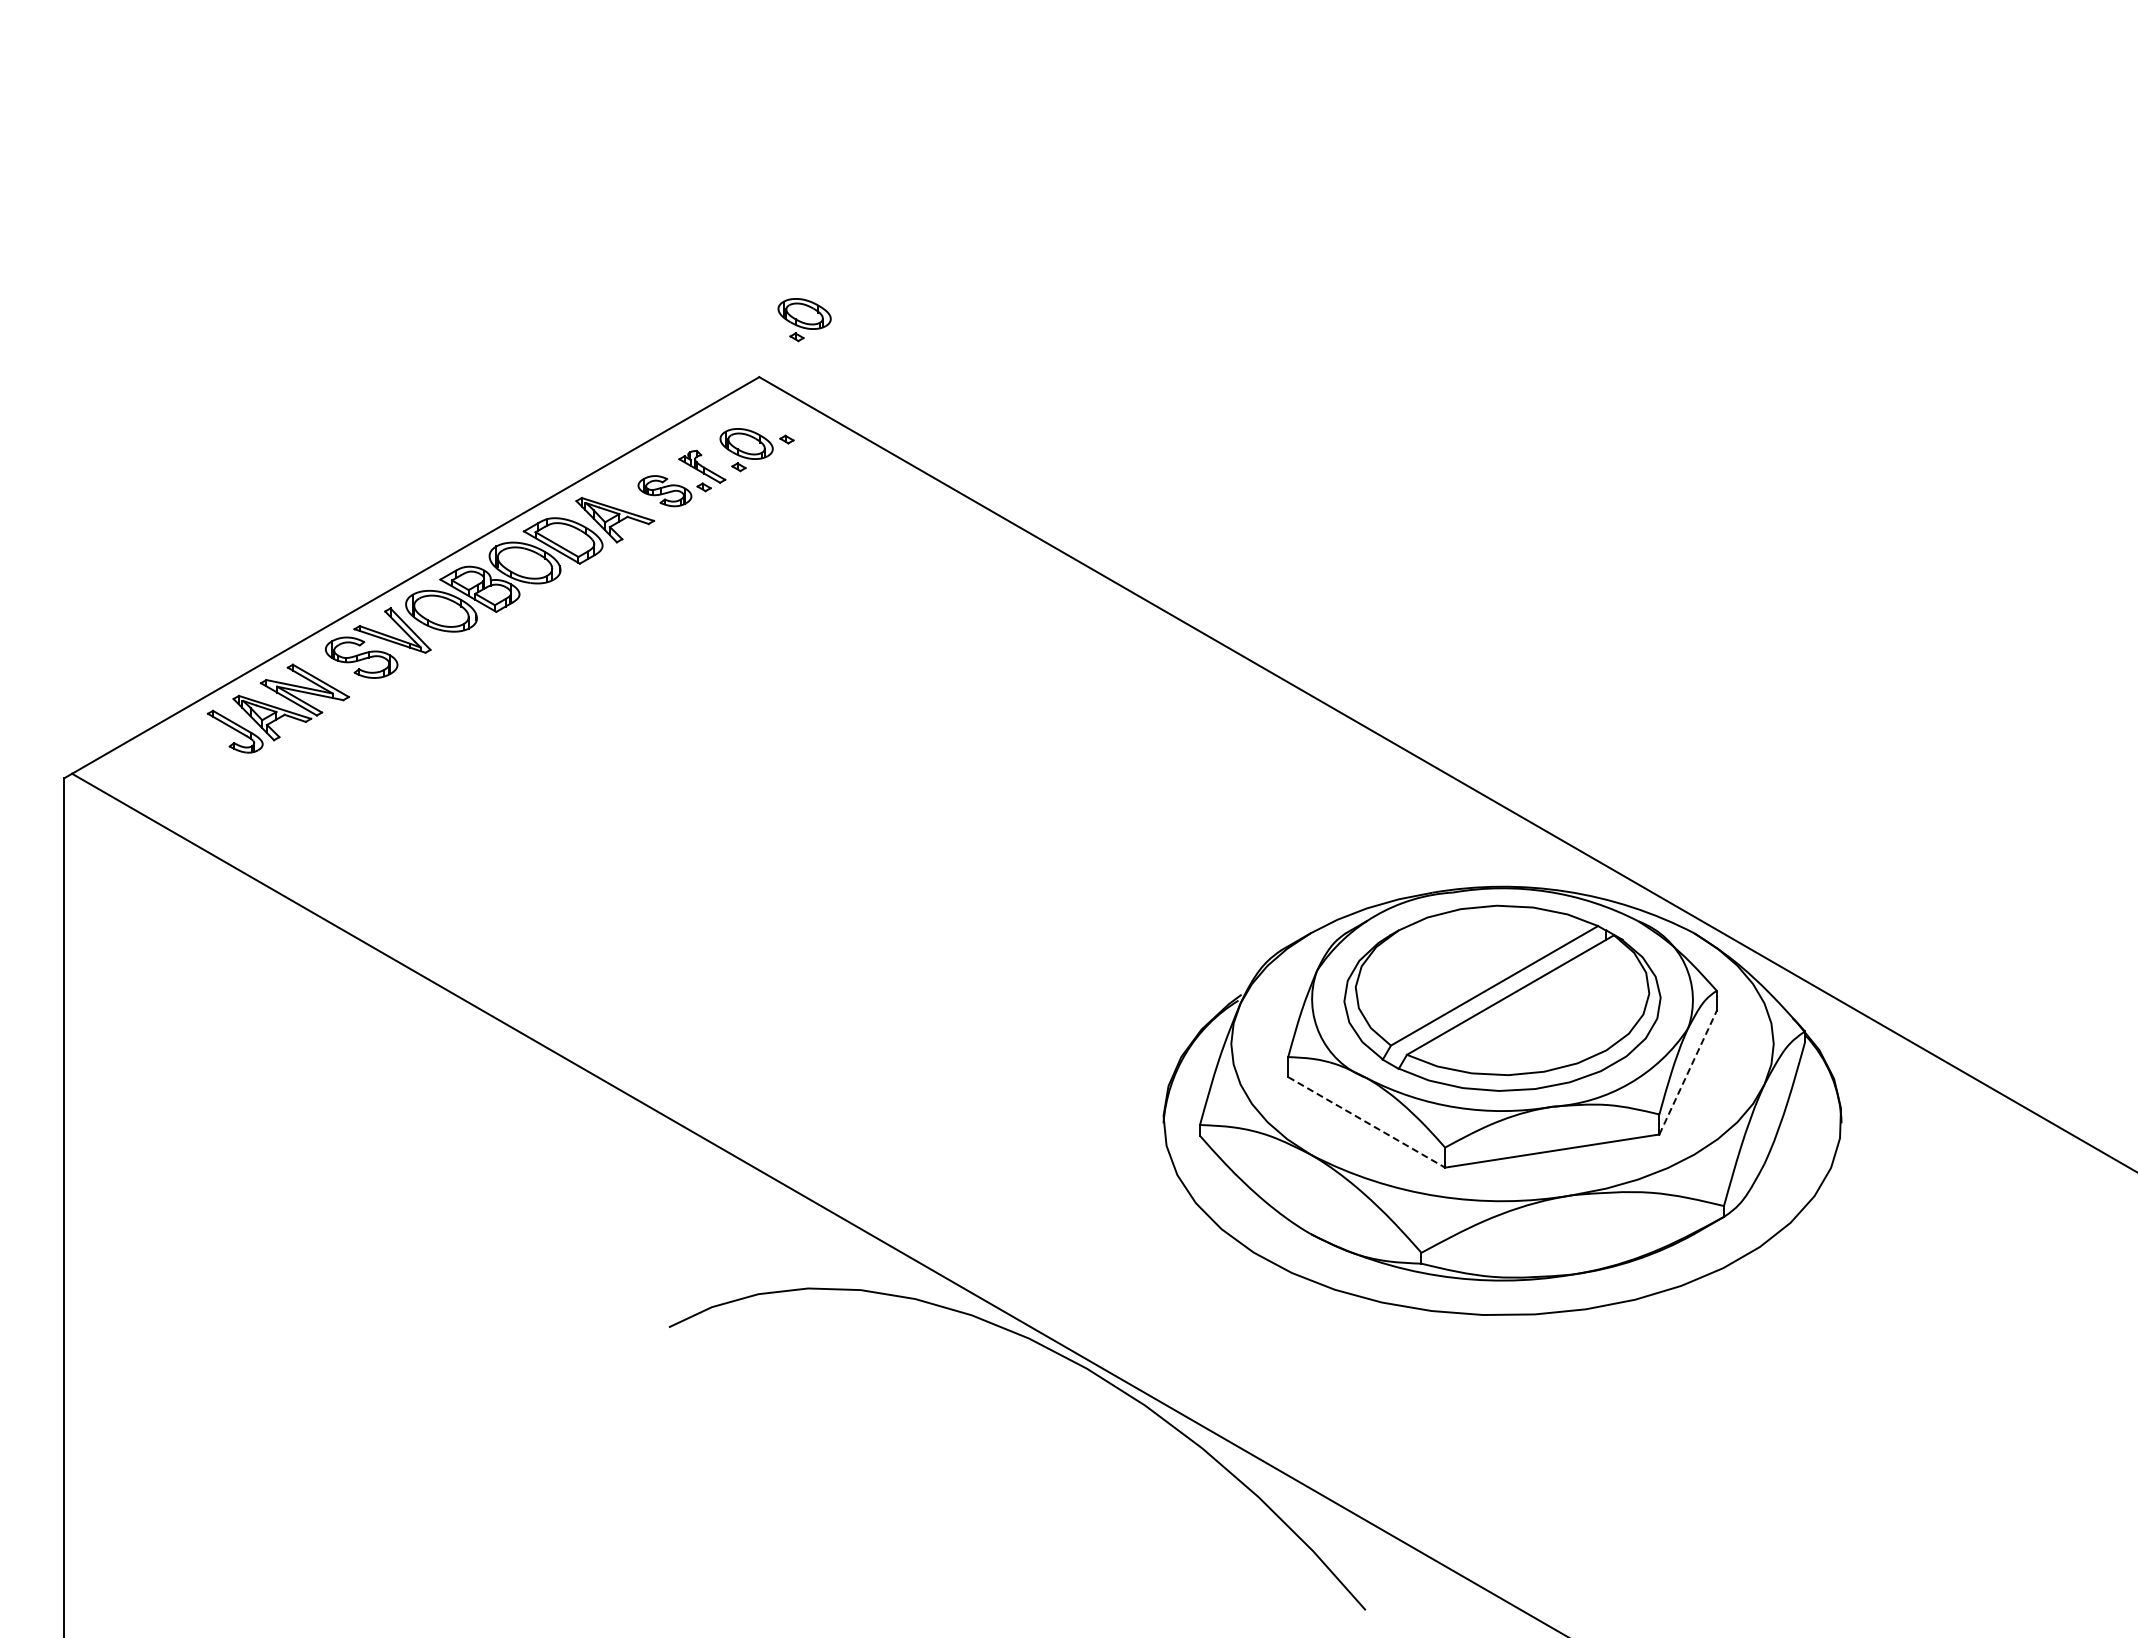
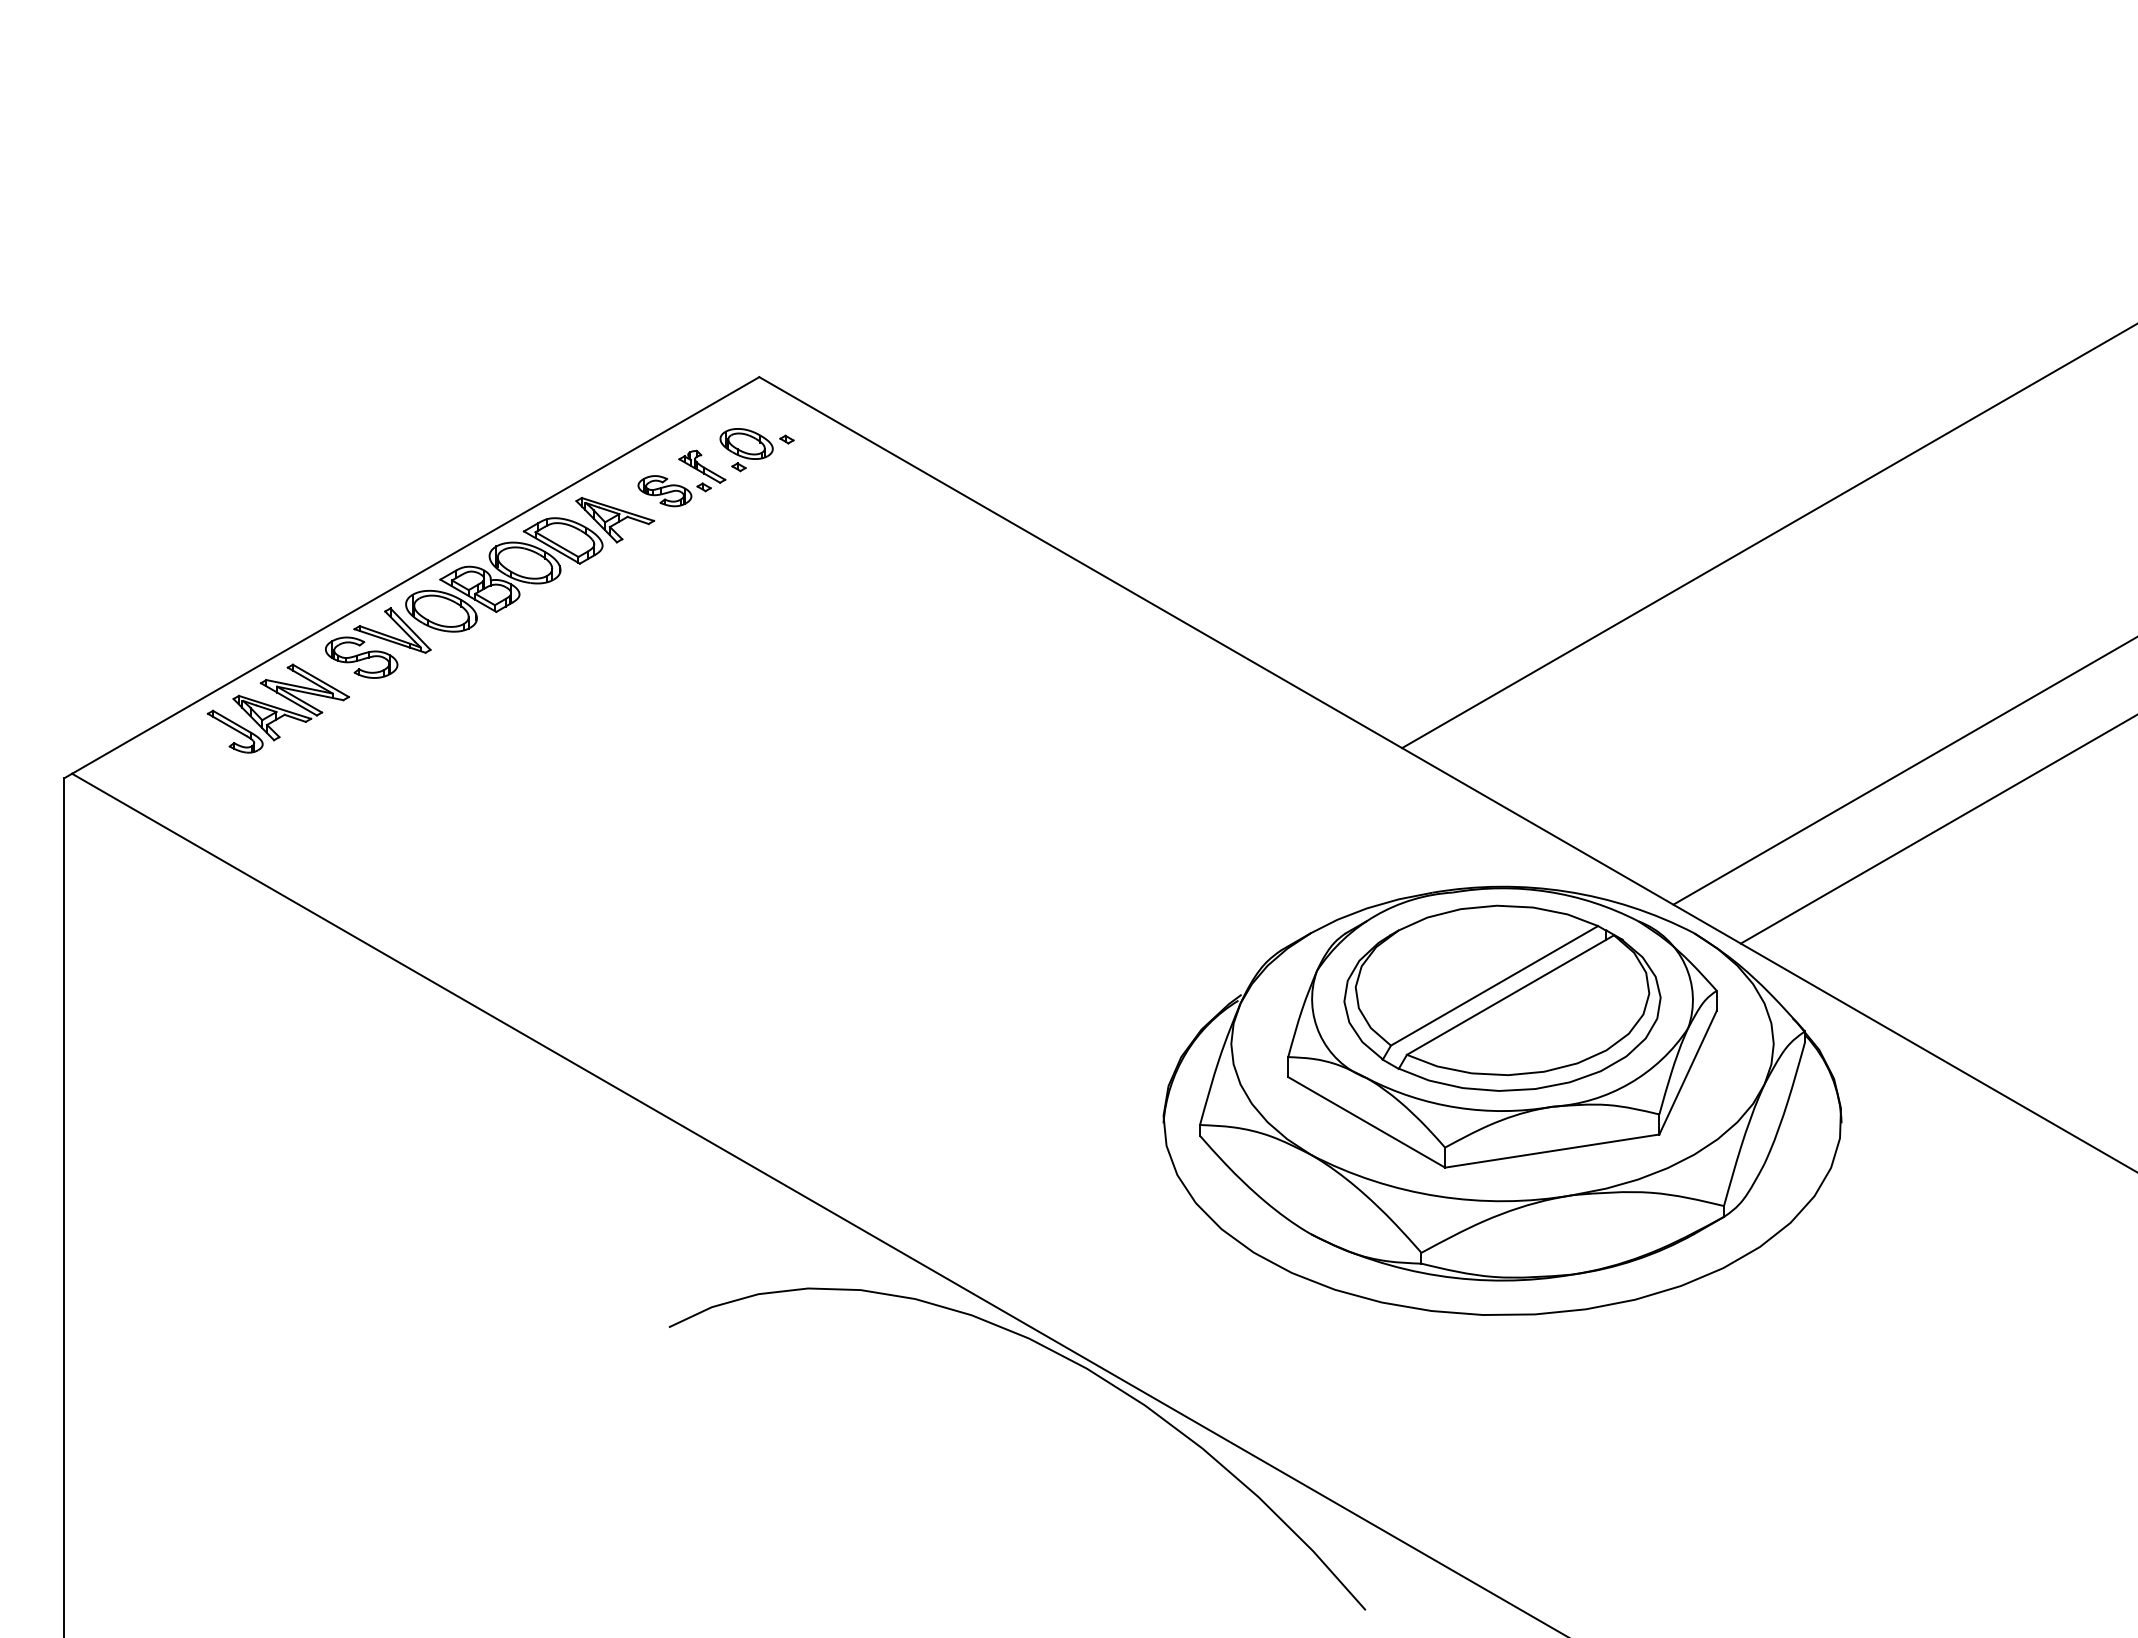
part: present -> none (804, 320)
line: none -> present (1768, 536)
line: none -> present (1903, 771)
line: none -> present (1937, 829)
line: dashed -> solid (1688, 1072)
line: dashed -> solid (1366, 1122)
